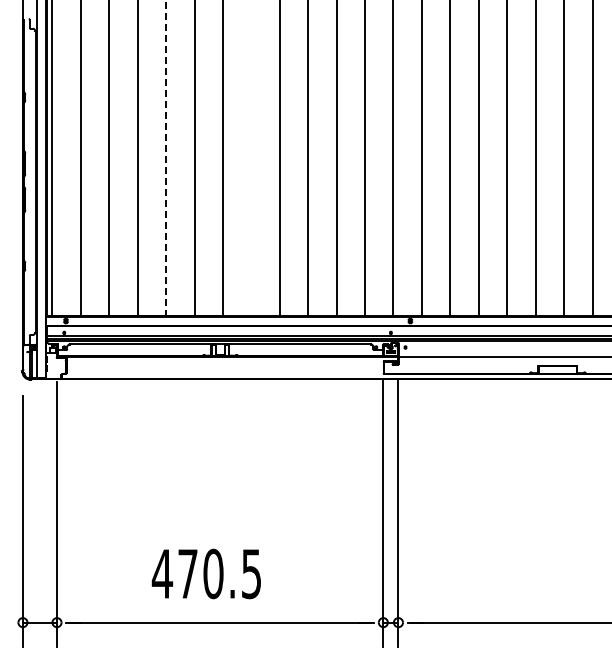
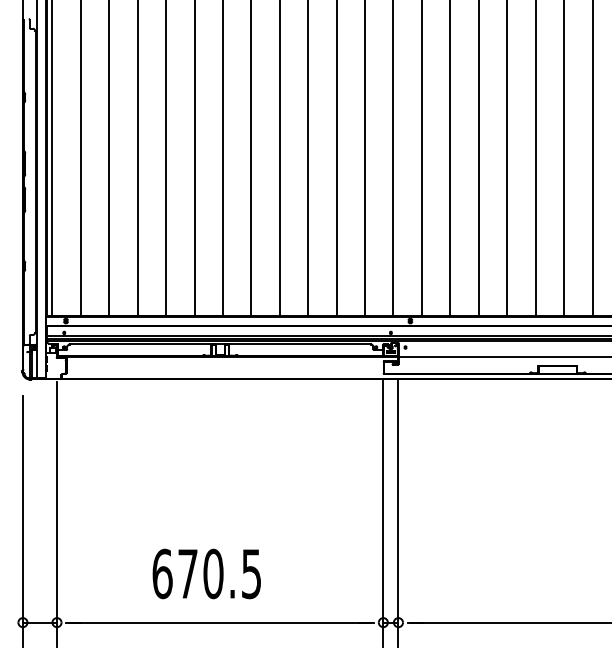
line: dashed -> solid (166, 158)
line: none -> present (251, 159)
text: 470.5 -> 670.5 (162, 573)
